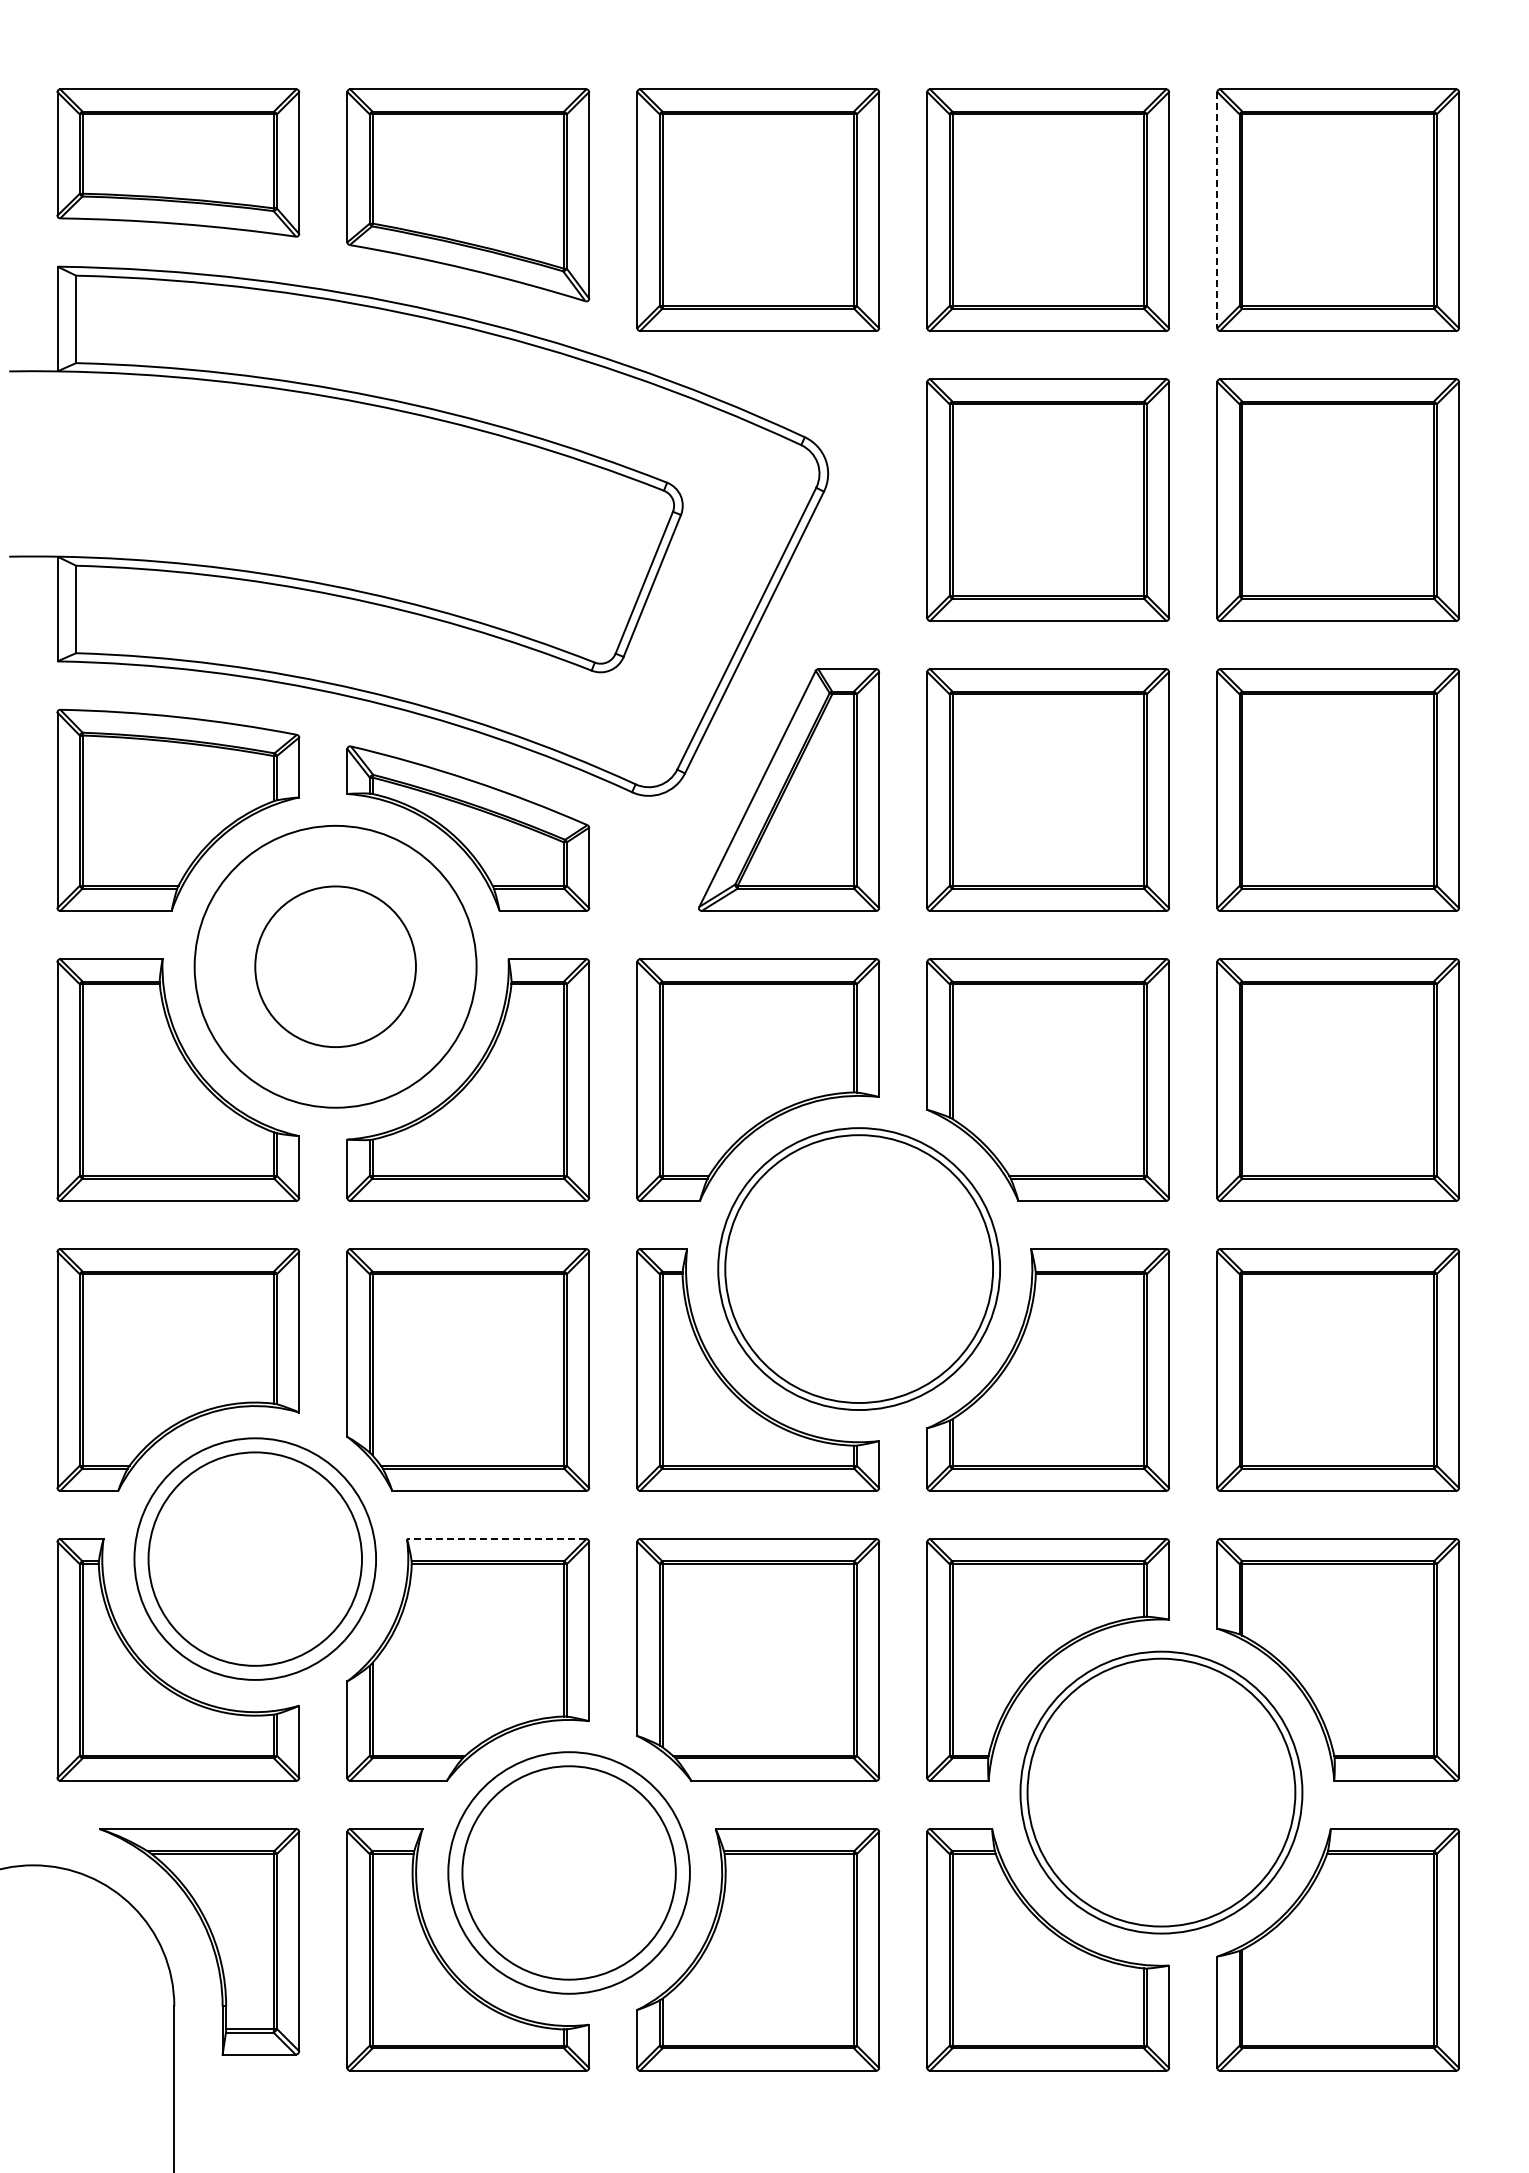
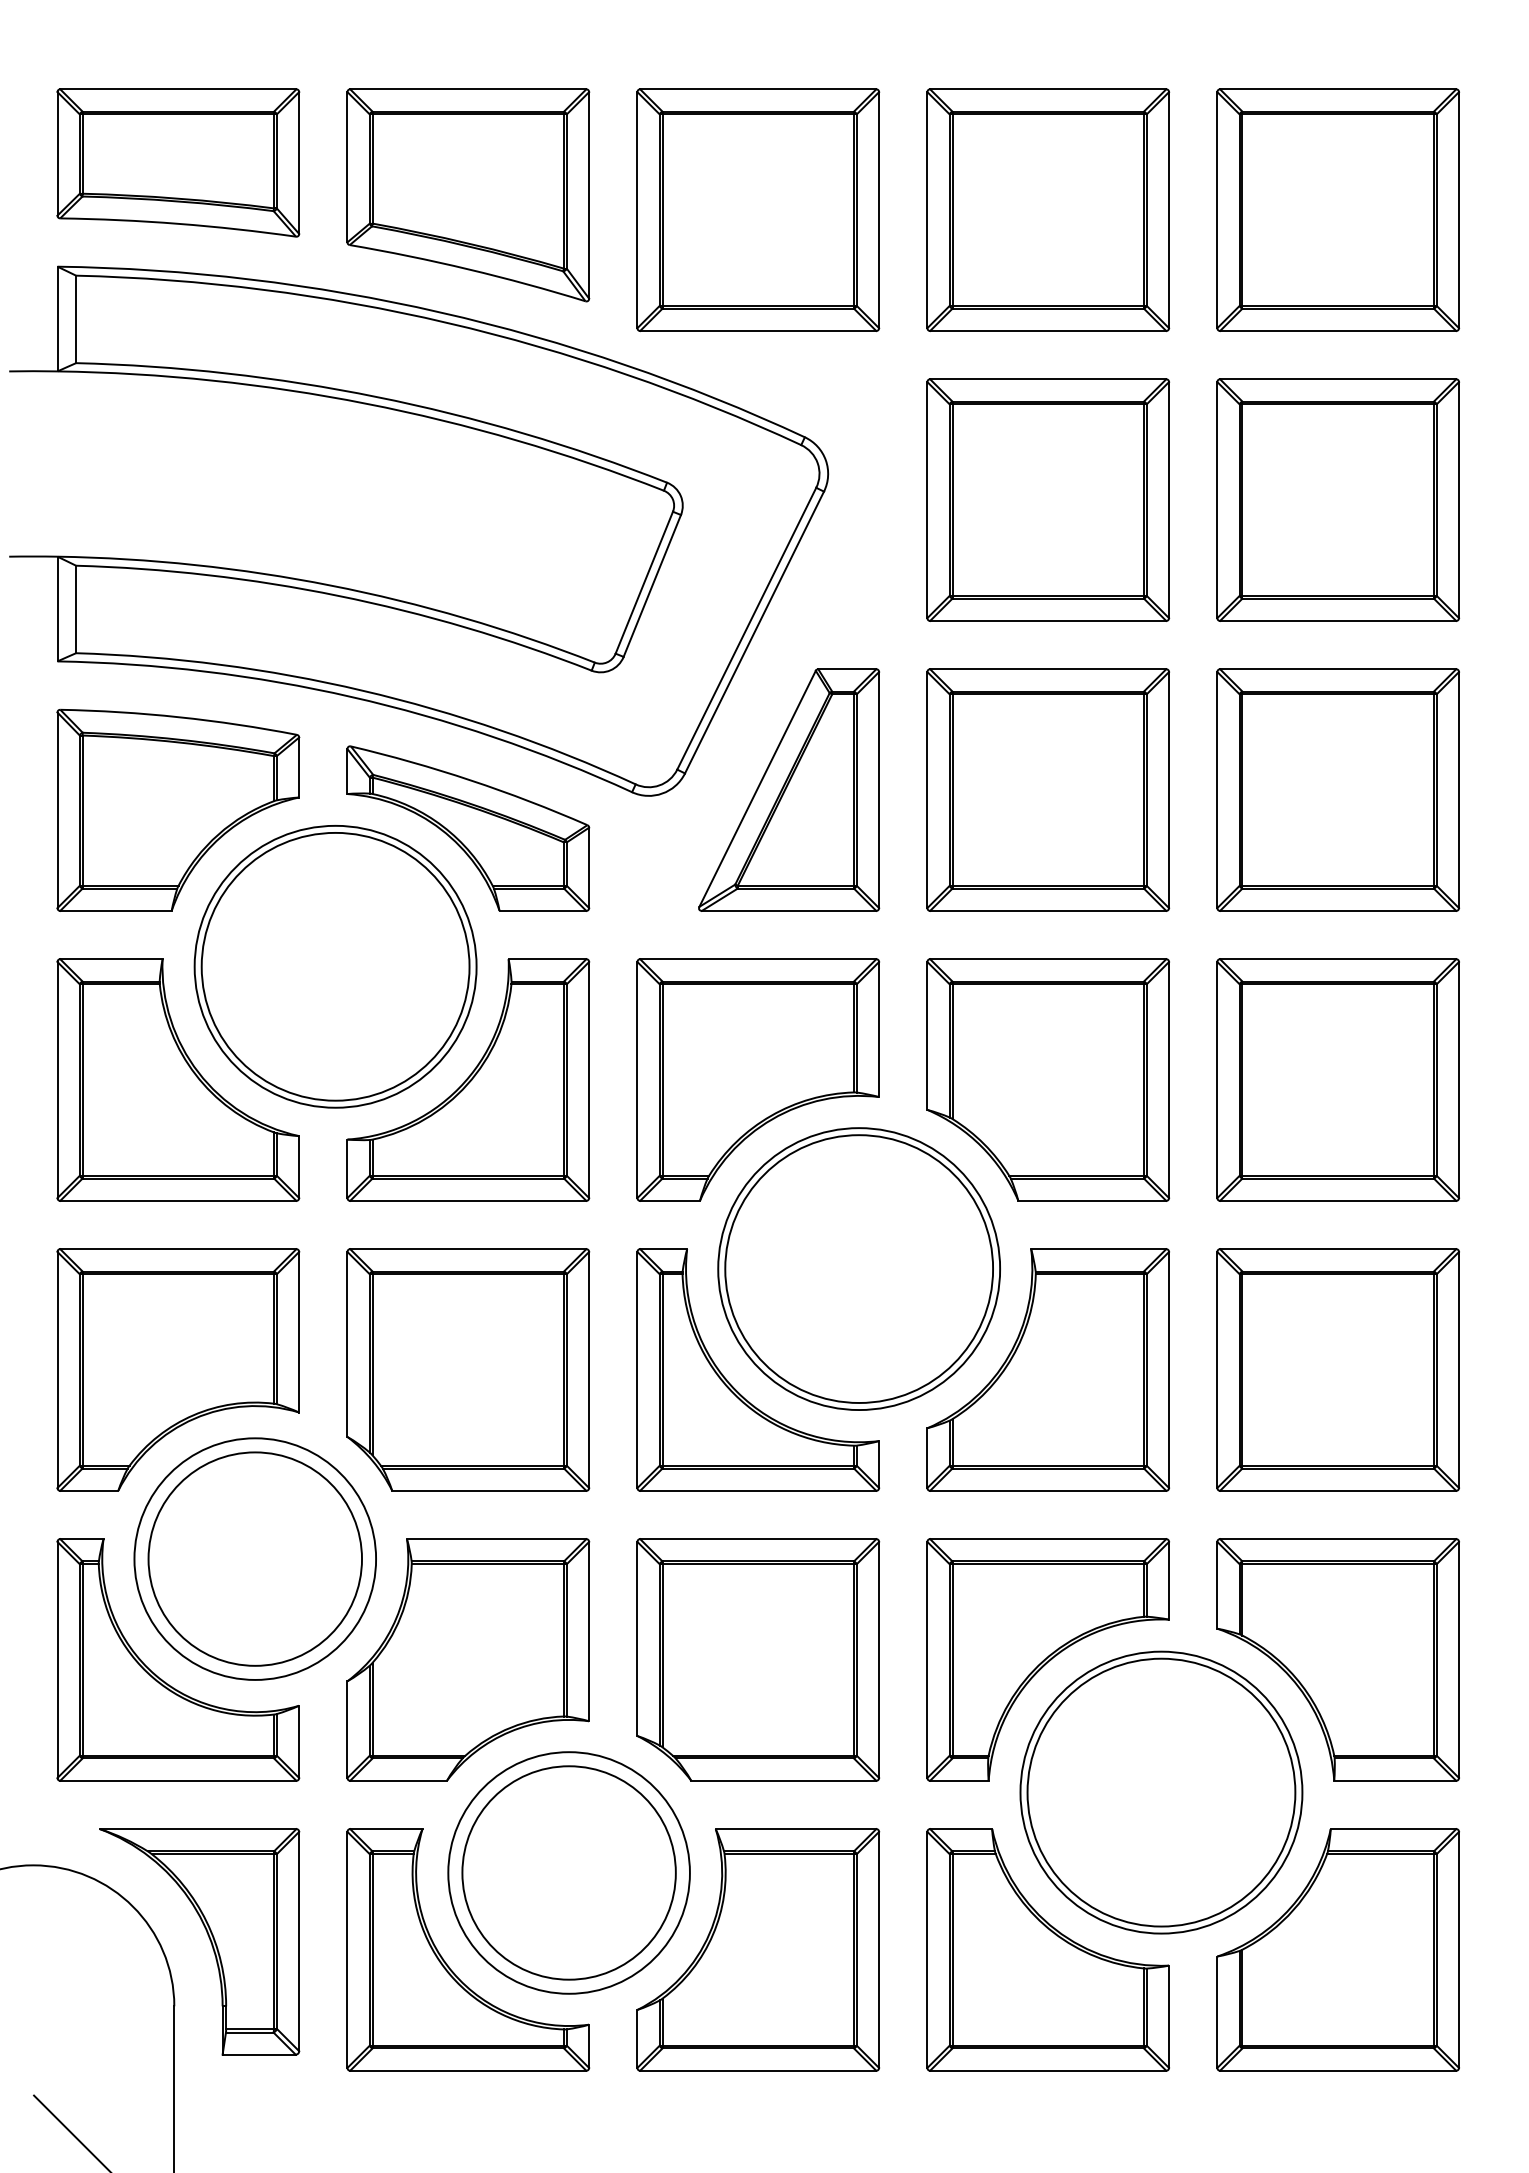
line: dashed -> solid (1217, 210)
circle diameter: 161 px -> 268 px (335, 966)
line: dashed -> solid (496, 1539)
line: none -> present (70, 2131)
